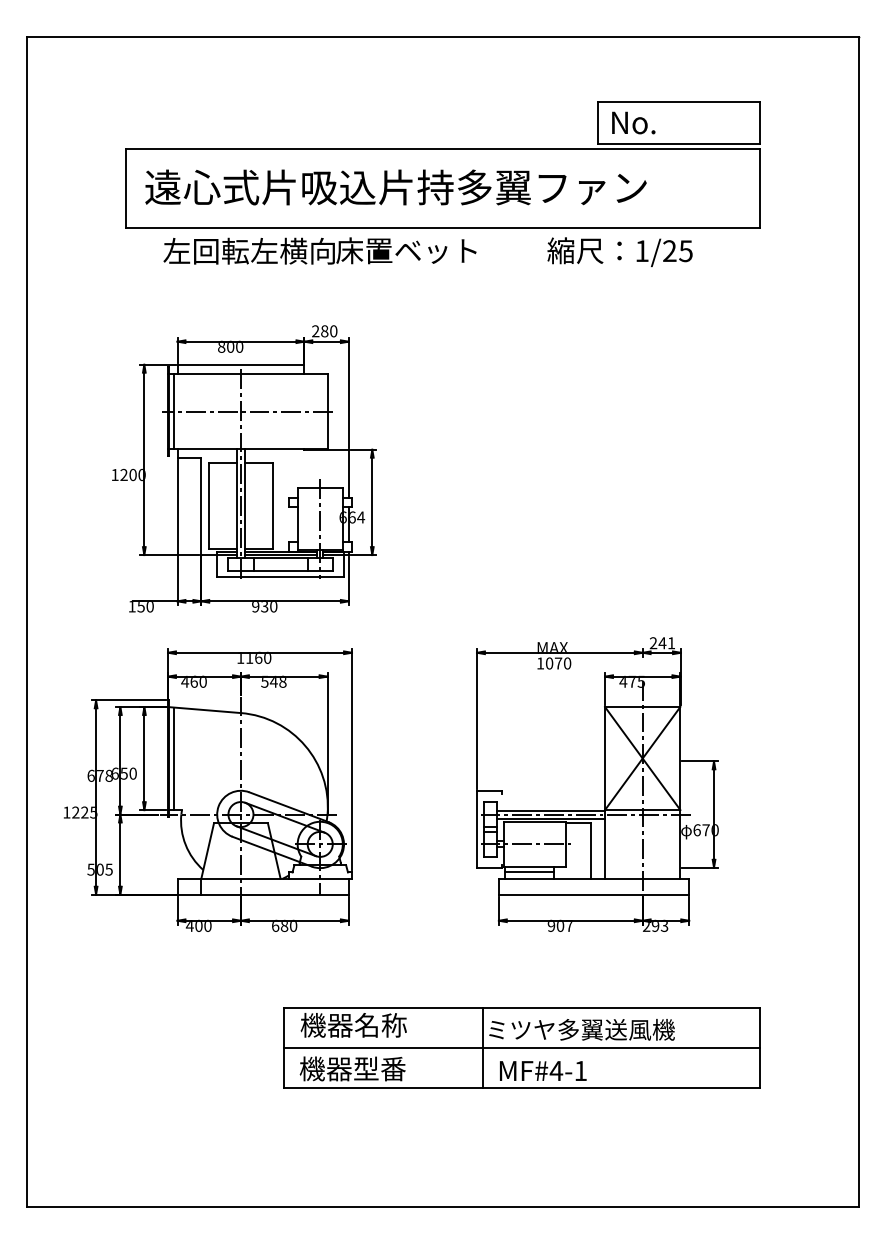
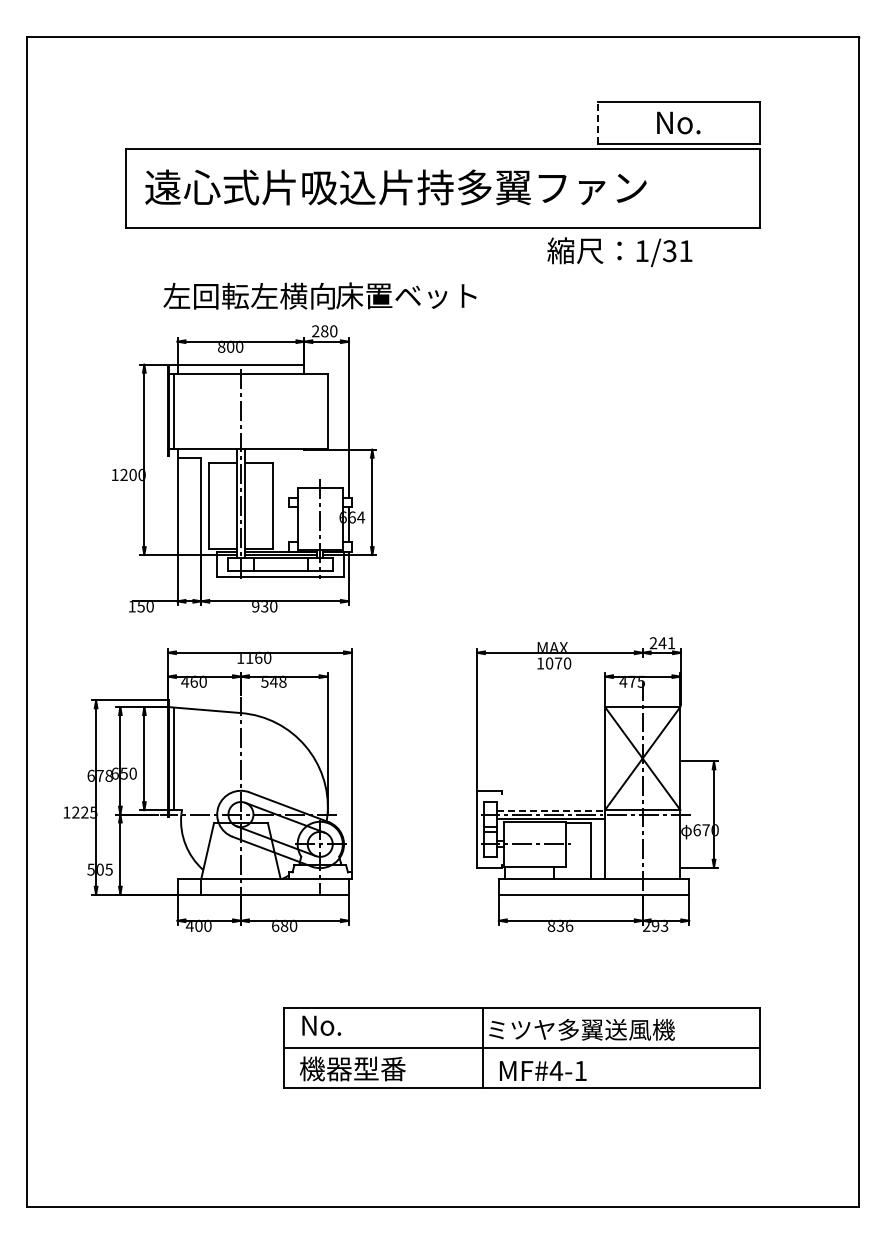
line: solid -> dashed (597, 122)
text position: (633, 122) -> (678, 122) (678, 122)
text position: (319, 250) -> (319, 295) (319, 295)
text: 1/25 -> 1/31 (677, 251)
line: present -> none (246, 411)
line: solid -> dashed (551, 810)
line: present -> none (529, 872)
text: 907 -> 836 (560, 925)
text: 機器名称 -> No. (353, 1024)
